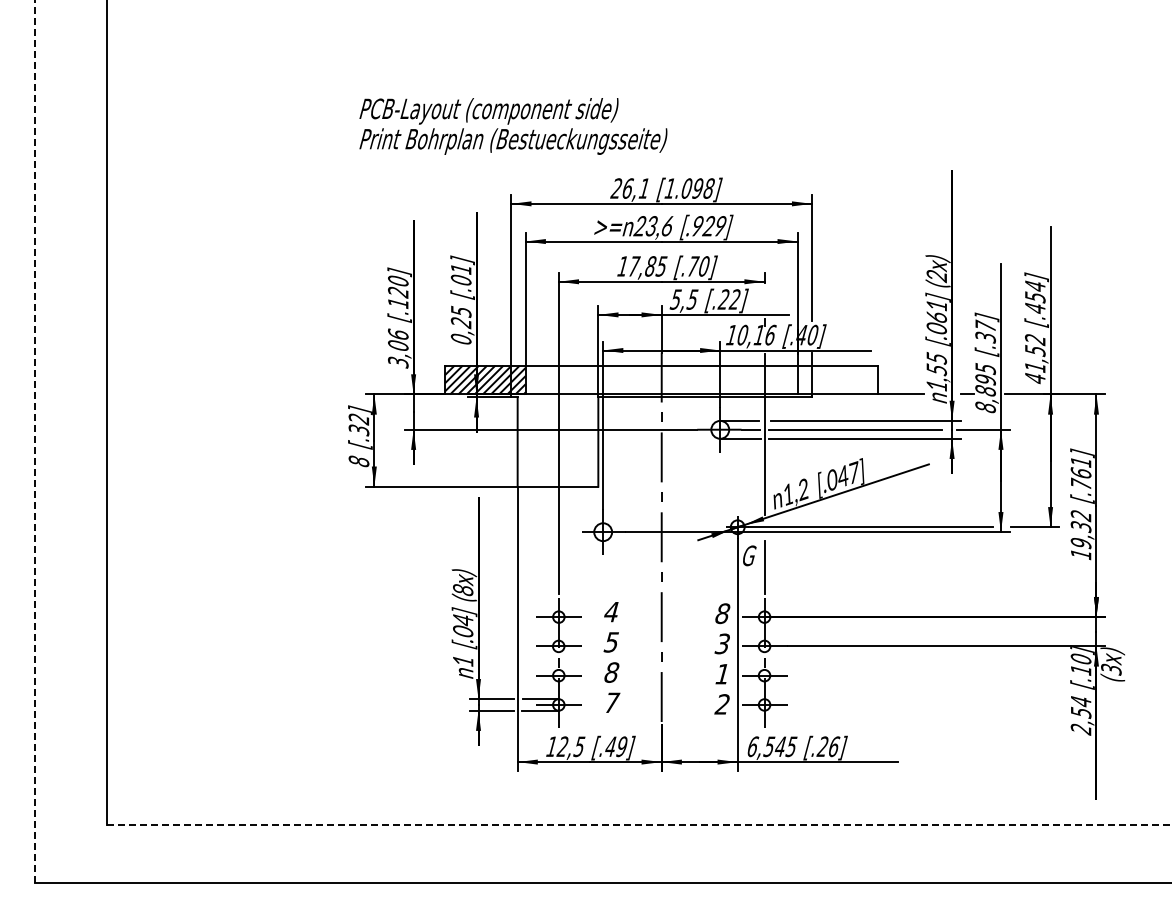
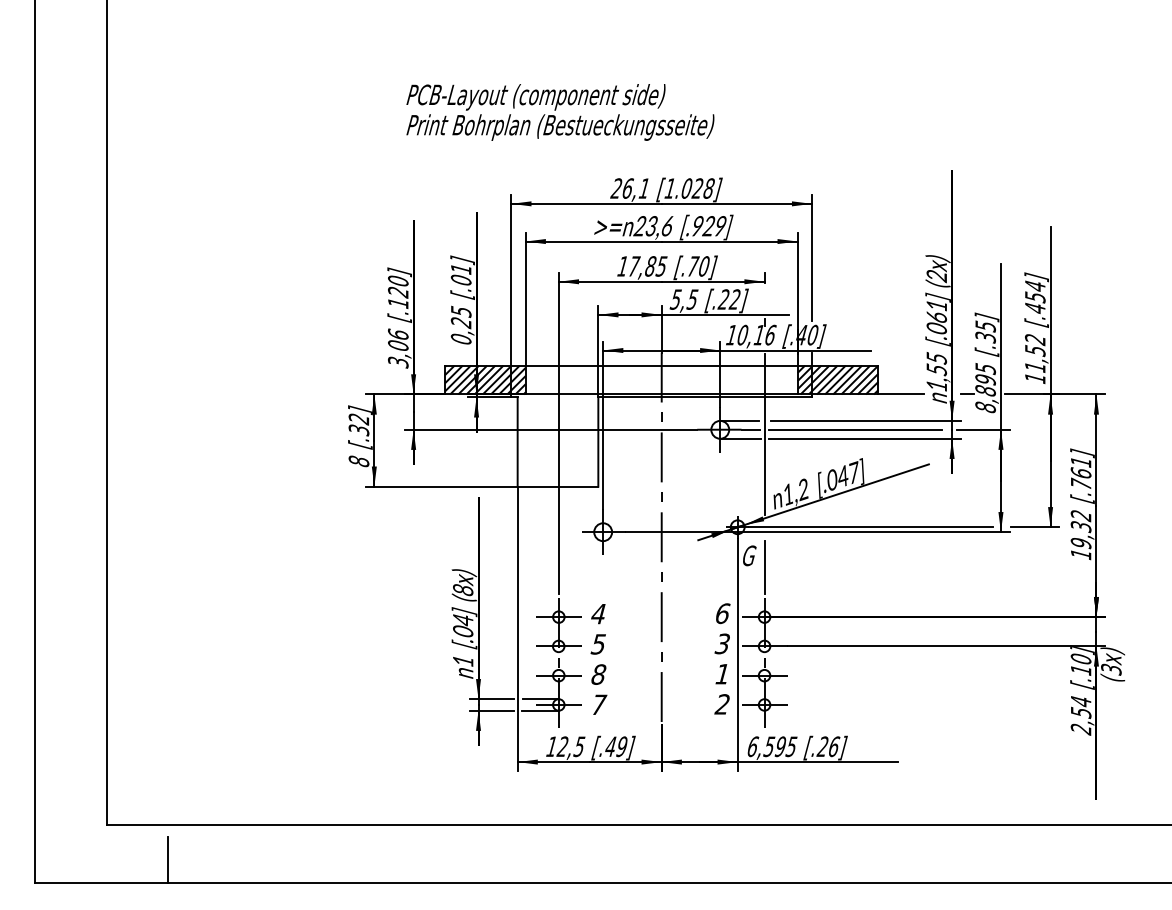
text position: (513, 126) -> (560, 112) (560, 112)
text: [1.098] -> [1.028] (697, 188)
text: [.37] -> [.35] (985, 325)
text: 41,52 -> 11,52 (1035, 378)
hatch: none -> present (837, 379)
line: dashed -> solid (35, 442)
text: 8 -> 6 (722, 613)
text position: (611, 657) -> (598, 659) (598, 659)
text: 6,545 -> 6,595 (780, 746)
line: dashed -> solid (639, 825)
line: none -> present (167, 859)
